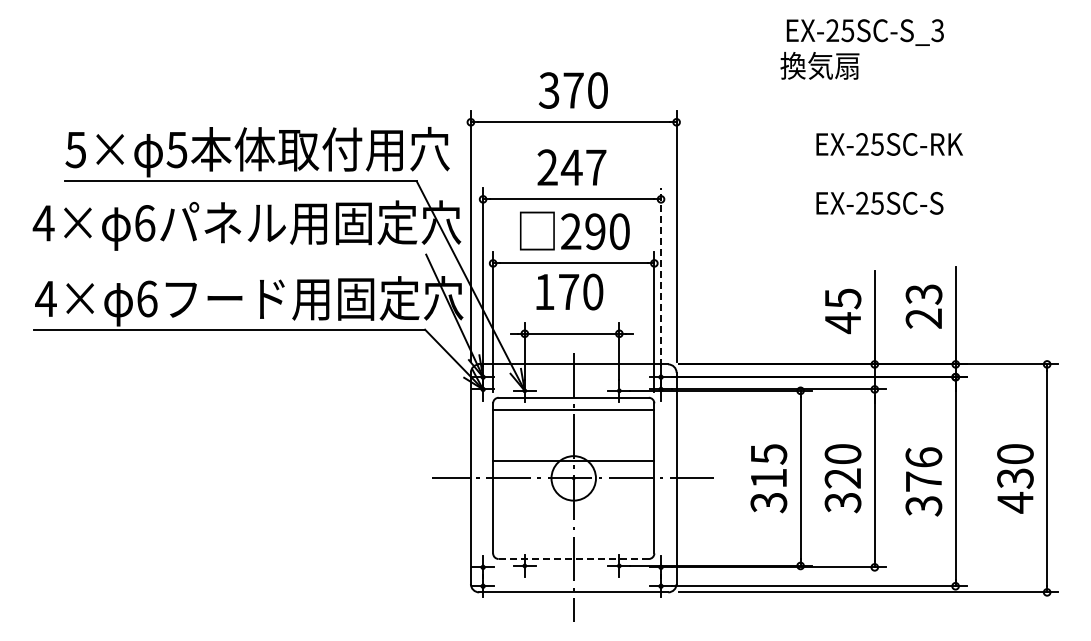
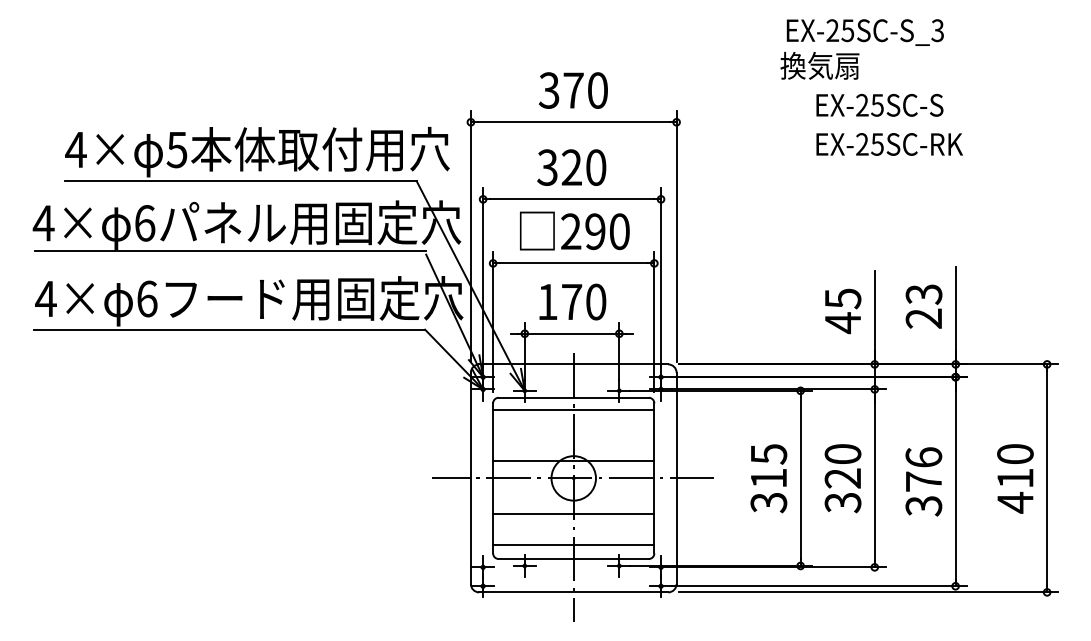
text: 5× -> 4× (75, 150)
text: 247 -> 320 (571, 167)
text position: (879, 203) -> (879, 105) (879, 105)
line: none -> present (230, 251)
line: dashed -> solid (661, 277)
text position: (569, 291) -> (572, 301) (572, 301)
text: 430 -> 410 (1015, 478)
line: none -> present (573, 513)
line: none -> present (573, 545)
line: dashed -> solid (574, 559)
